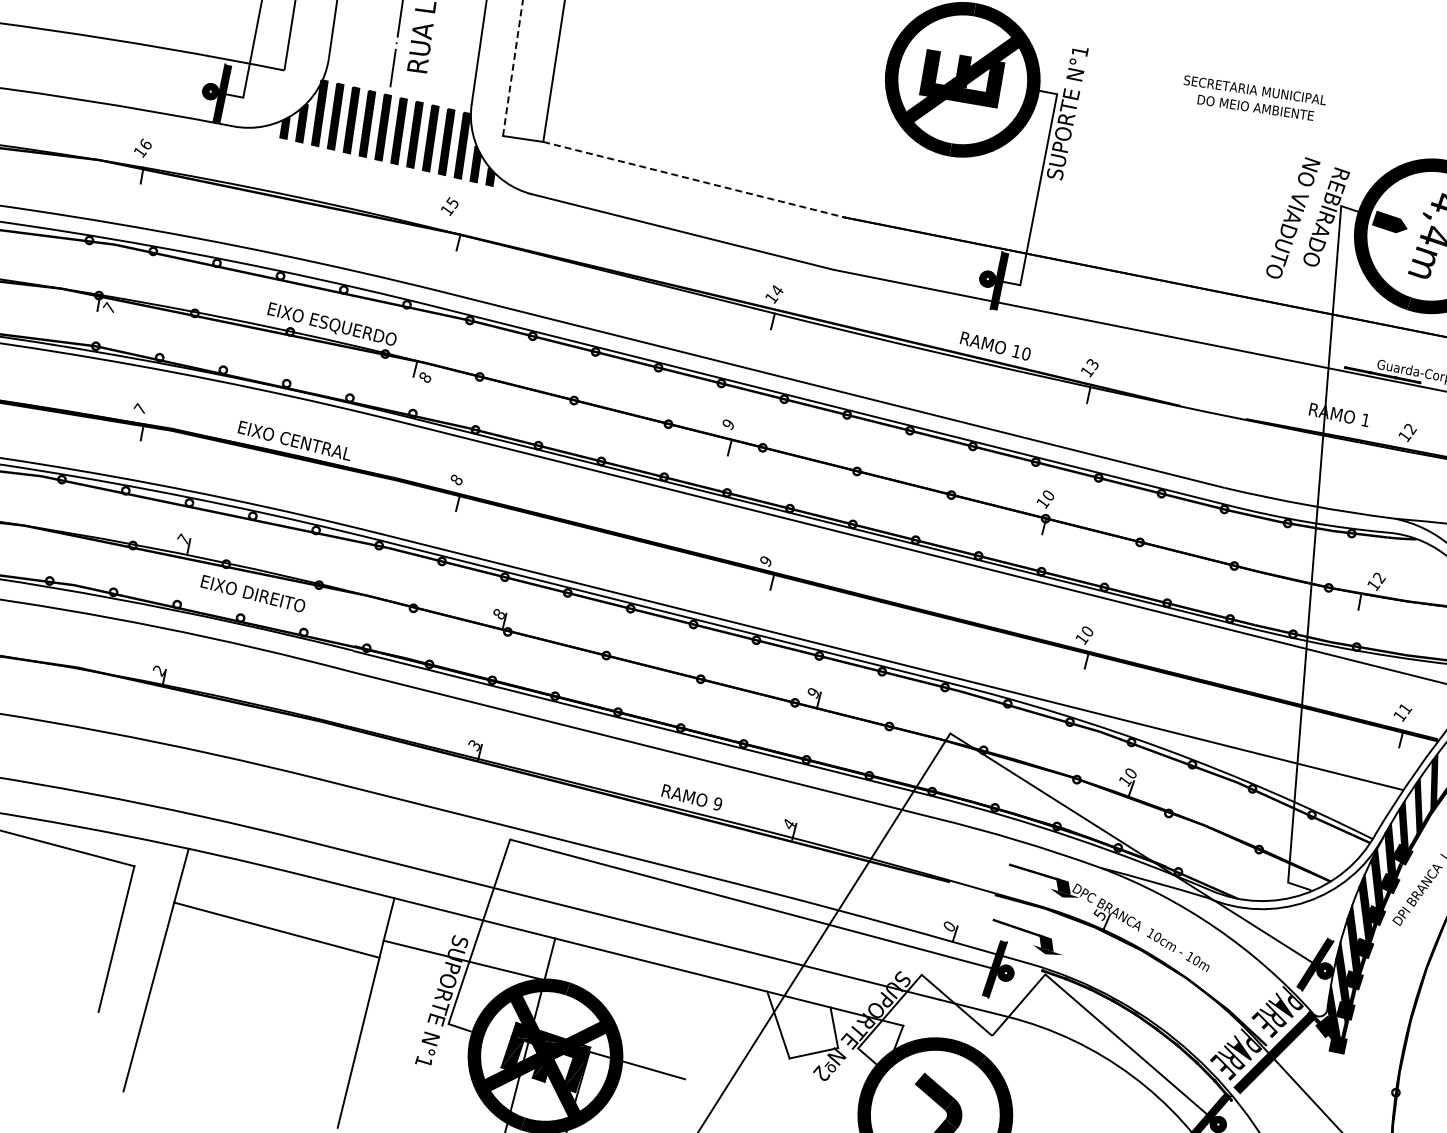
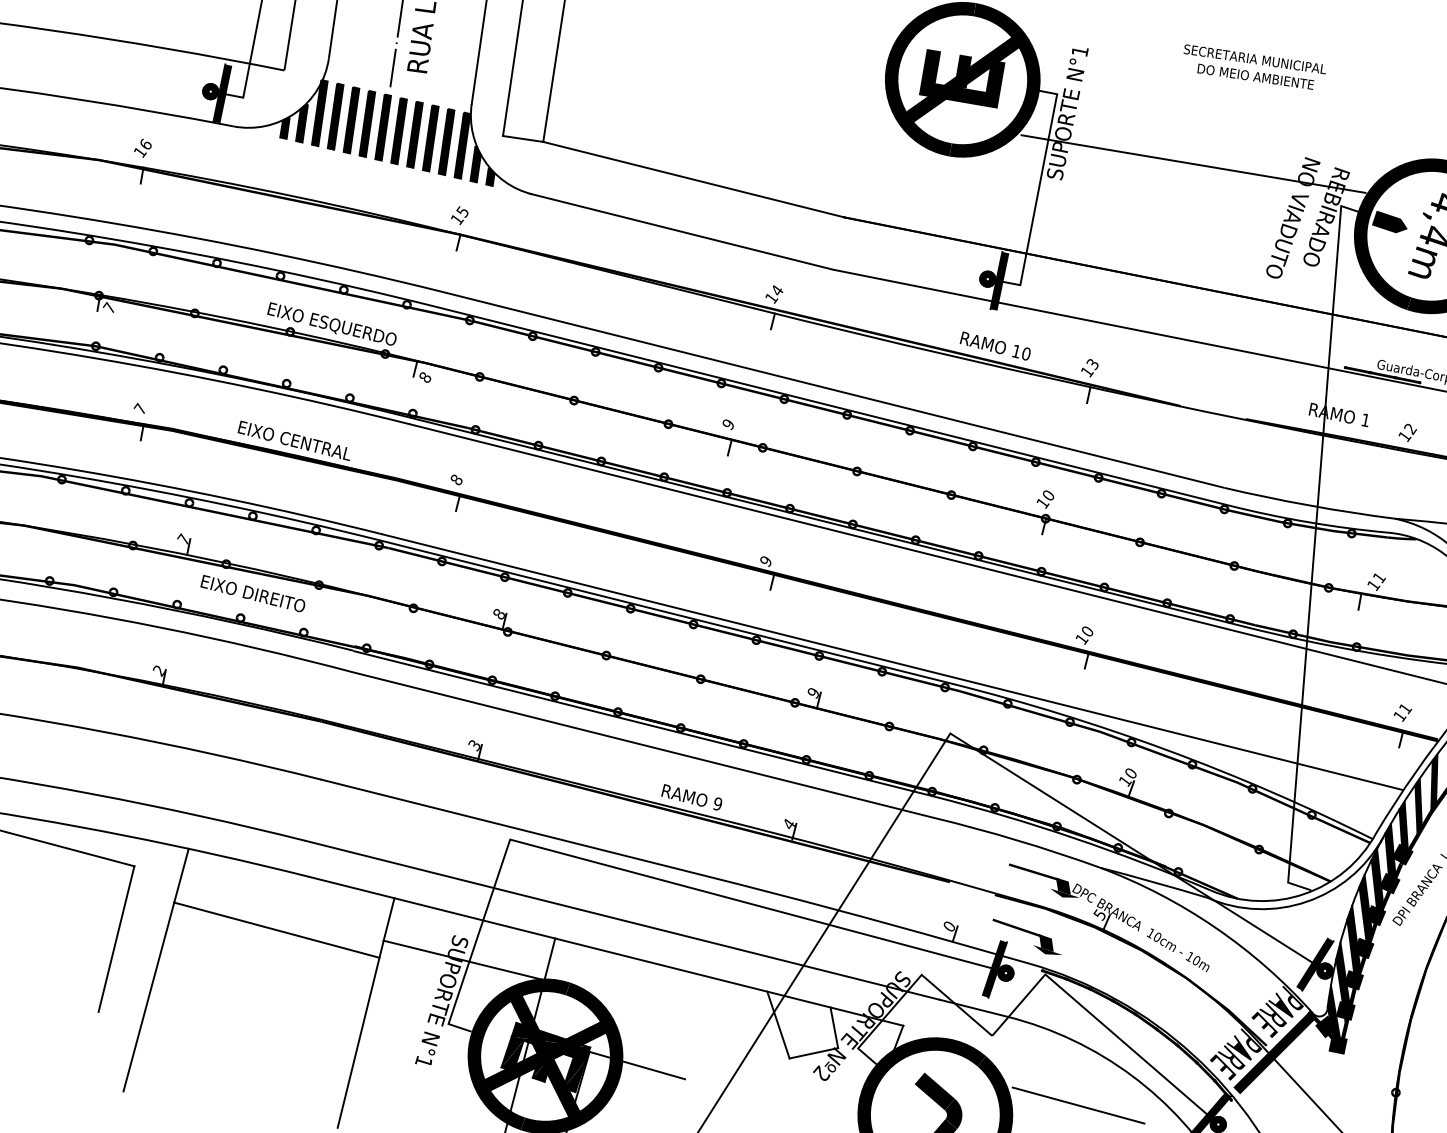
line: dashed -> solid (513, 68)
text position: (1254, 97) -> (1254, 66) (1254, 66)
line: none -> present (1193, 163)
line: dashed -> solid (695, 180)
text position: (449, 206) -> (459, 215) (459, 215)
text: 12 -> 11 (1378, 577)
line: none -> present (1078, 1105)
